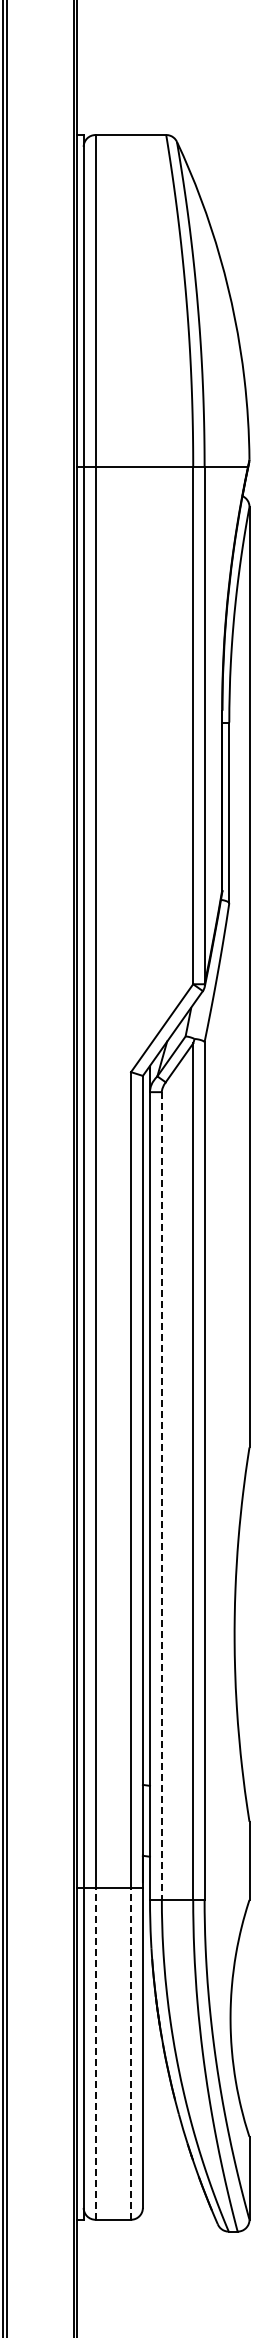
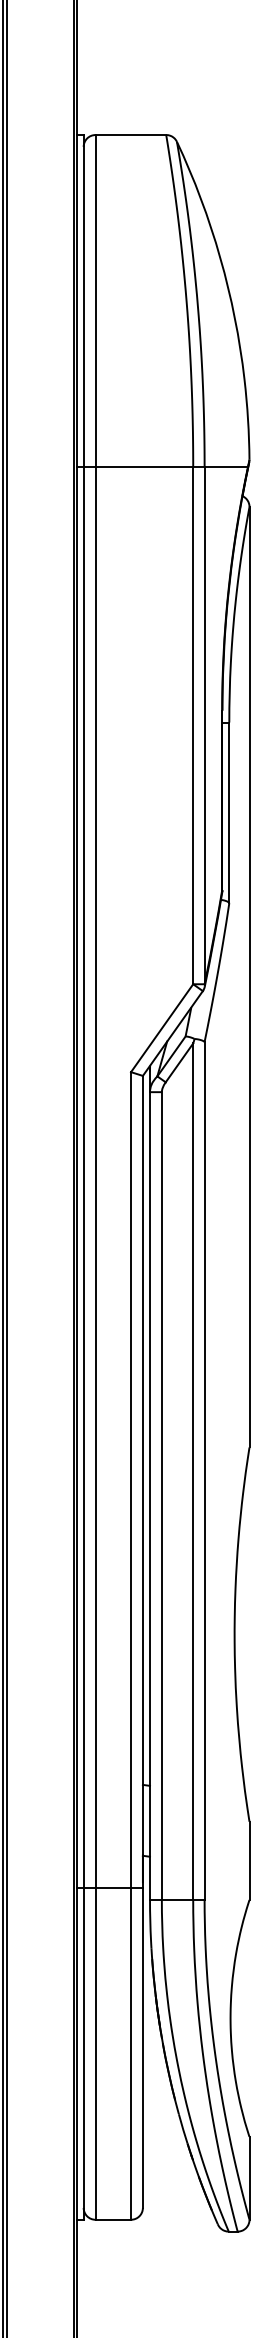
line: dashed -> solid (161, 1496)
line: dashed -> solid (95, 2053)
line: dashed -> solid (131, 2053)
